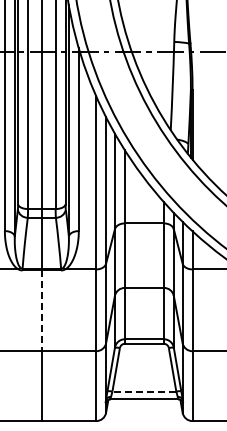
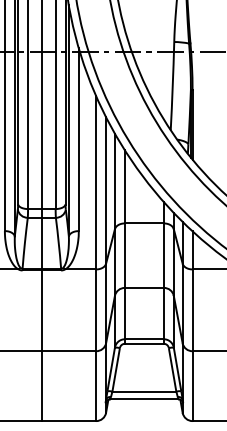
line: dashed -> solid (41, 311)
line: dashed -> solid (144, 391)
